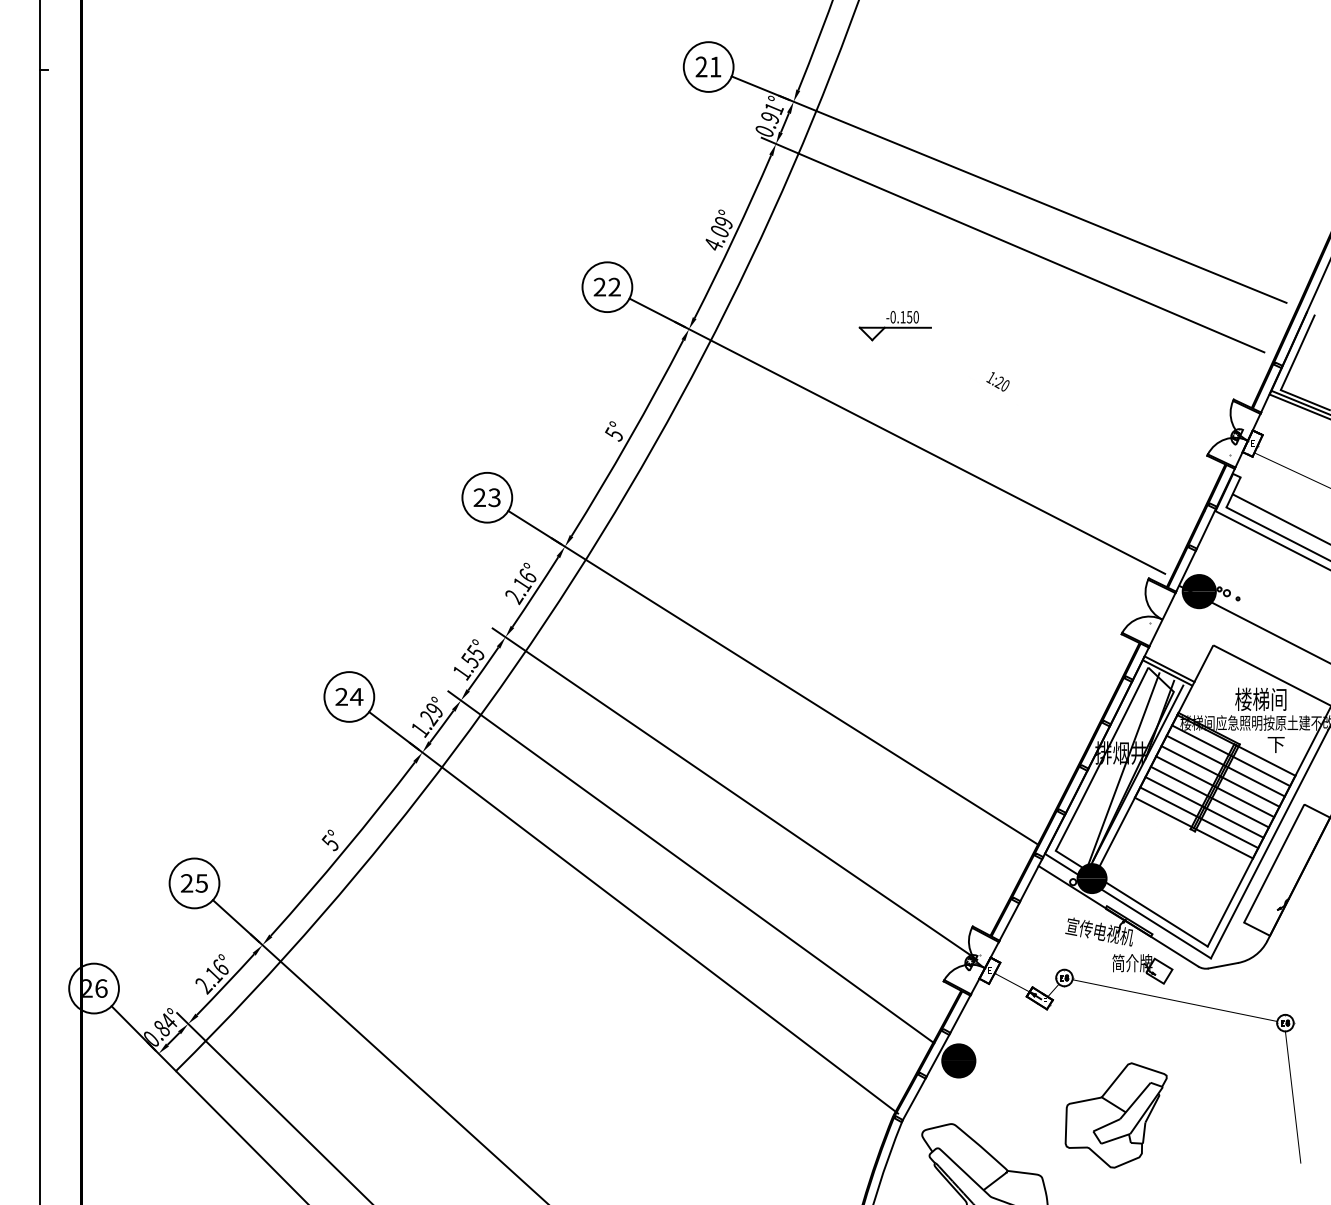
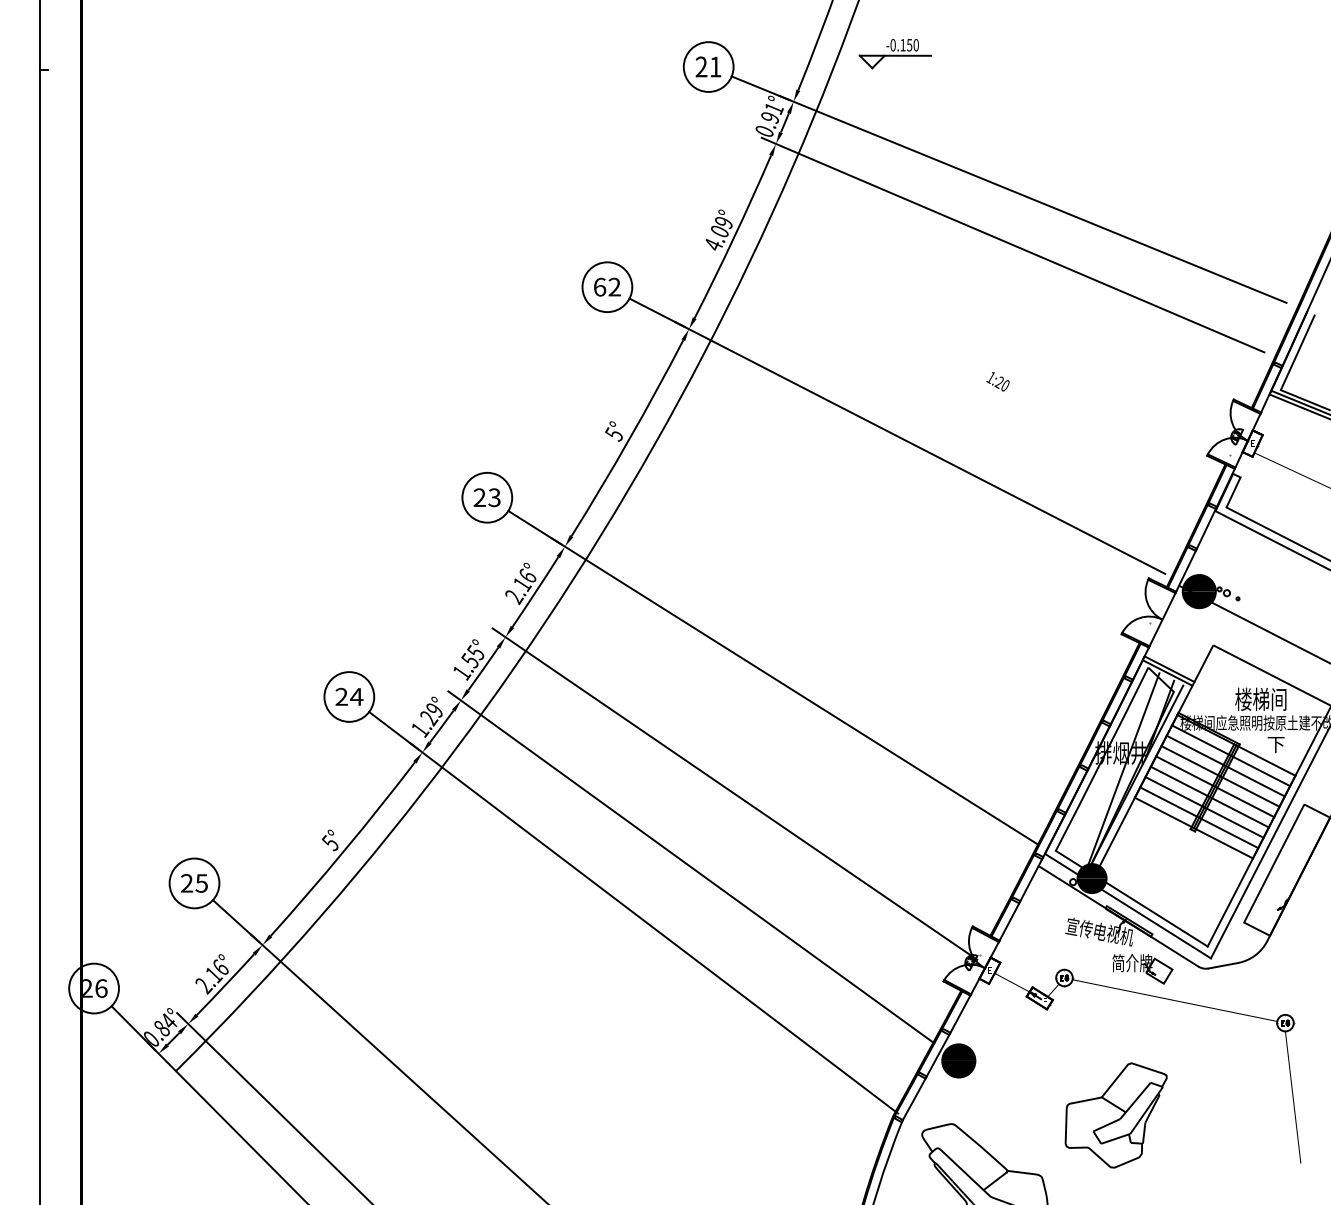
text: 22 -> 62 (599, 286)
part position: (894, 326) -> (894, 54) (894, 54)
line: present -> none (1280, 518)
